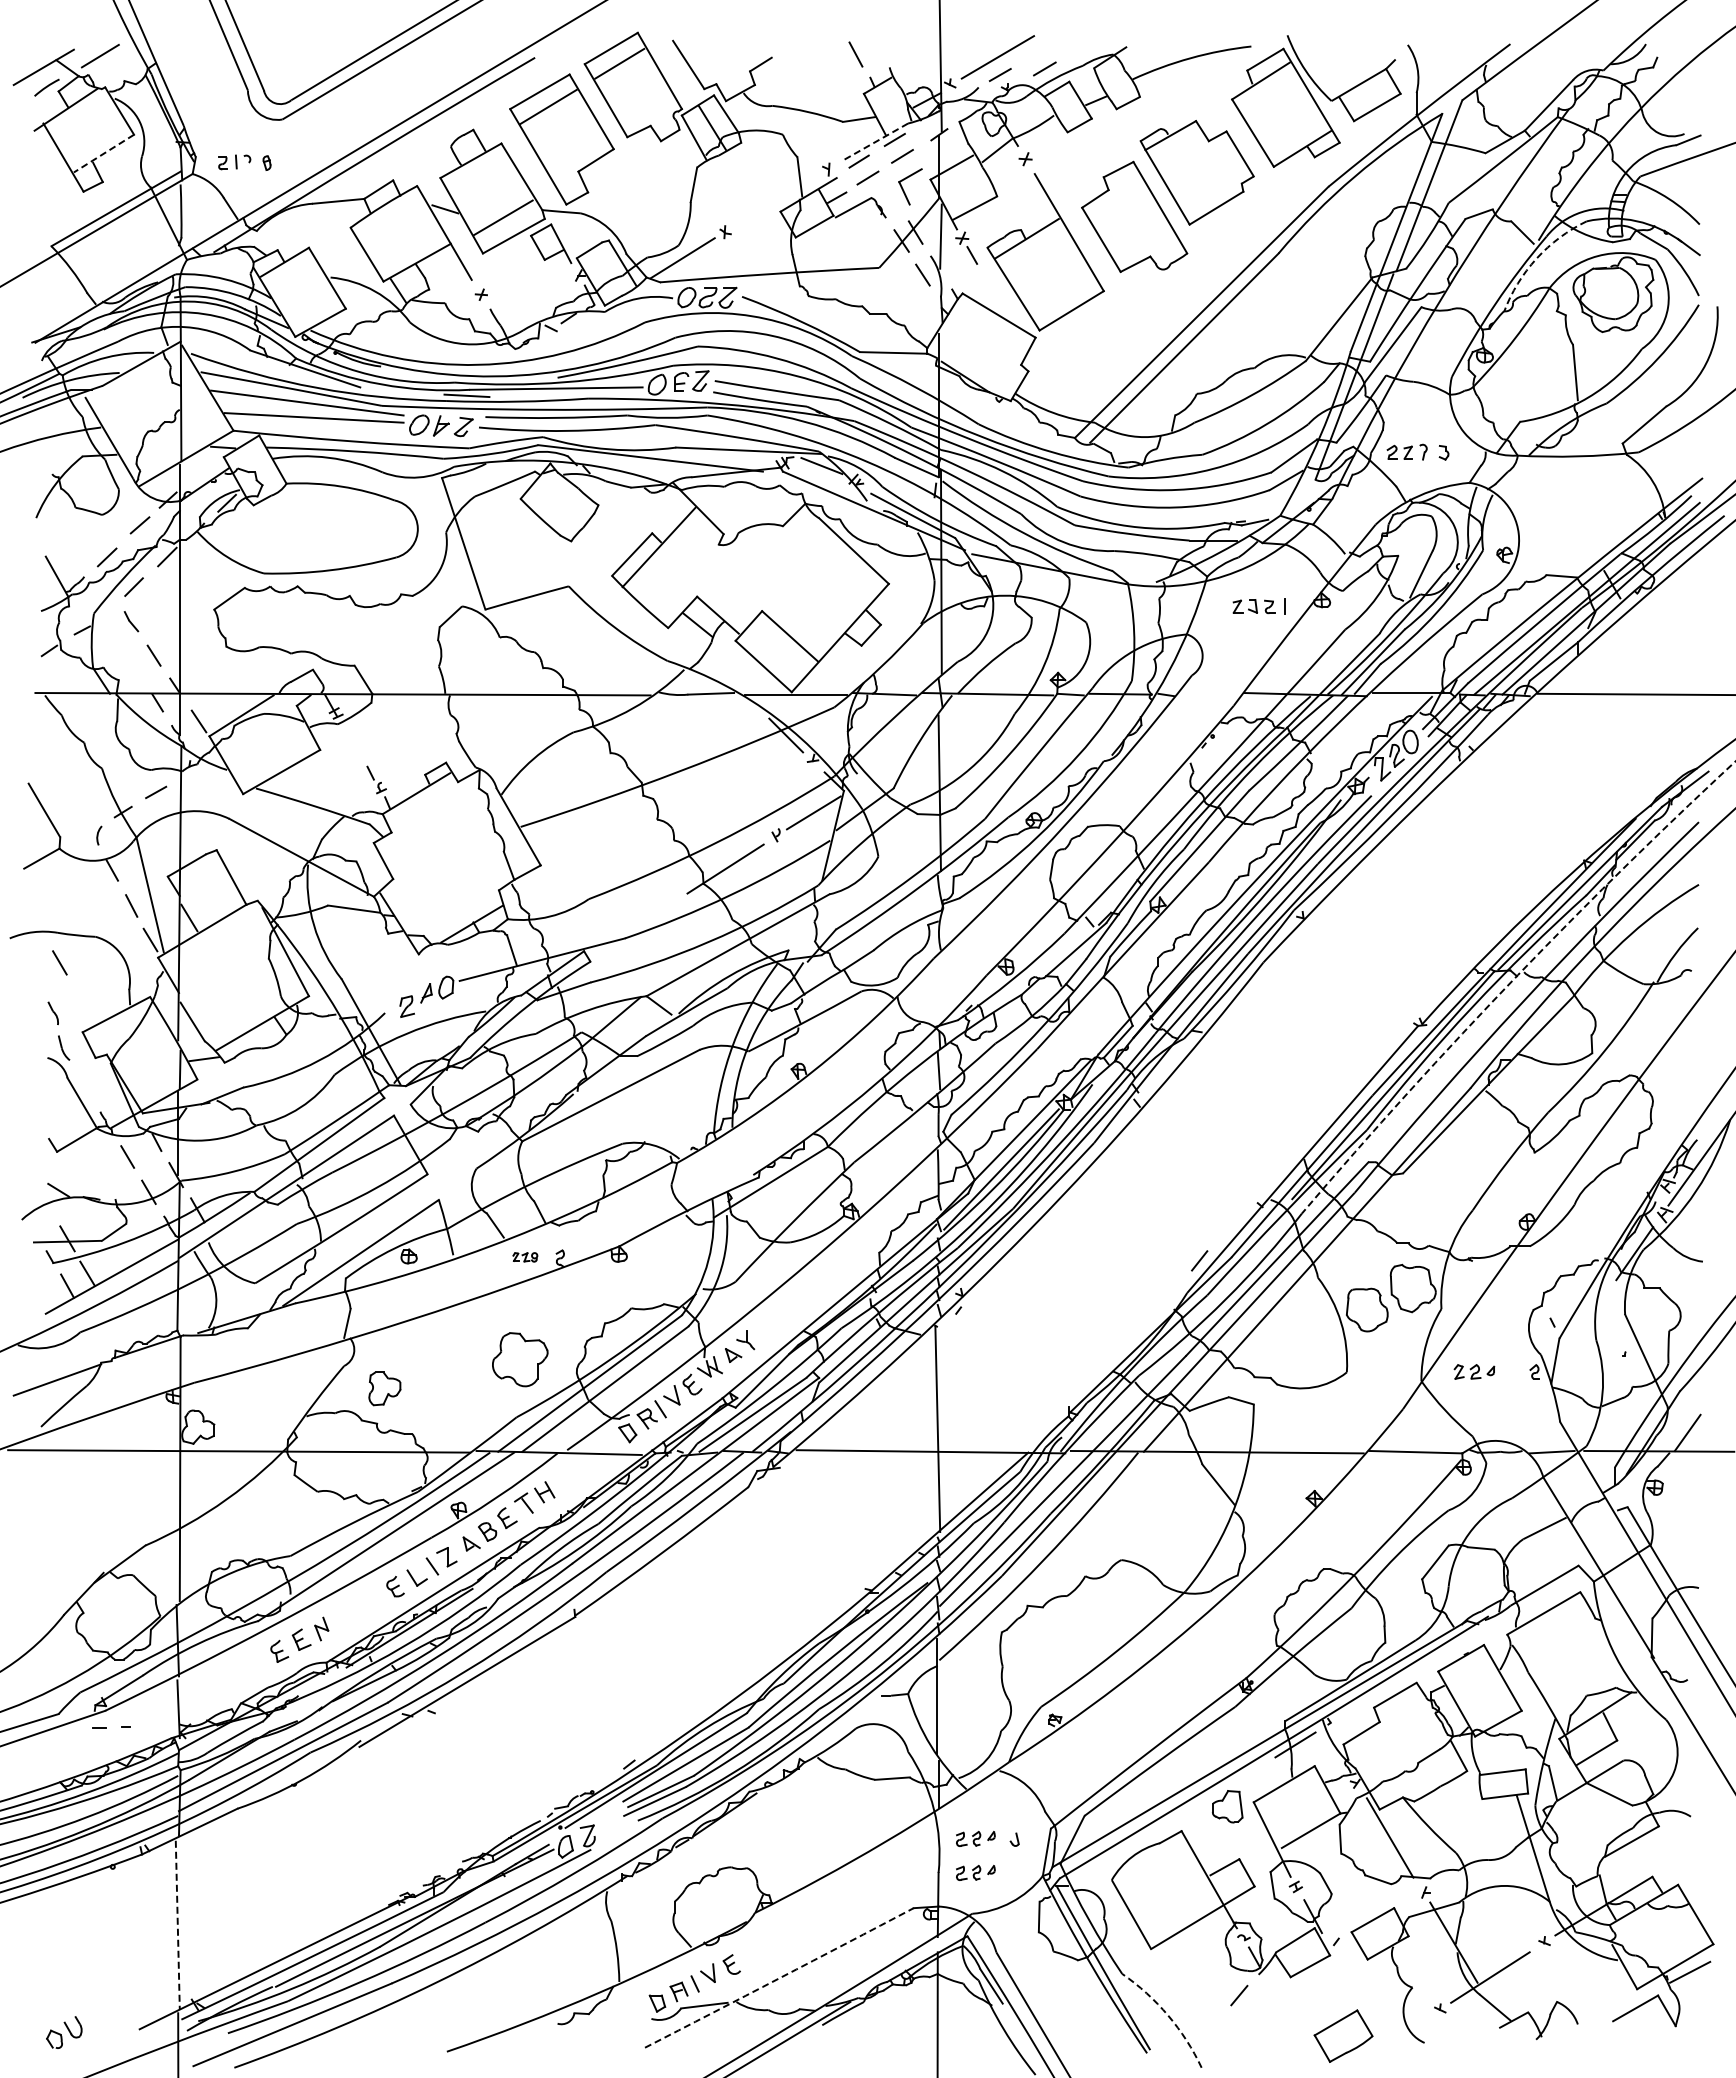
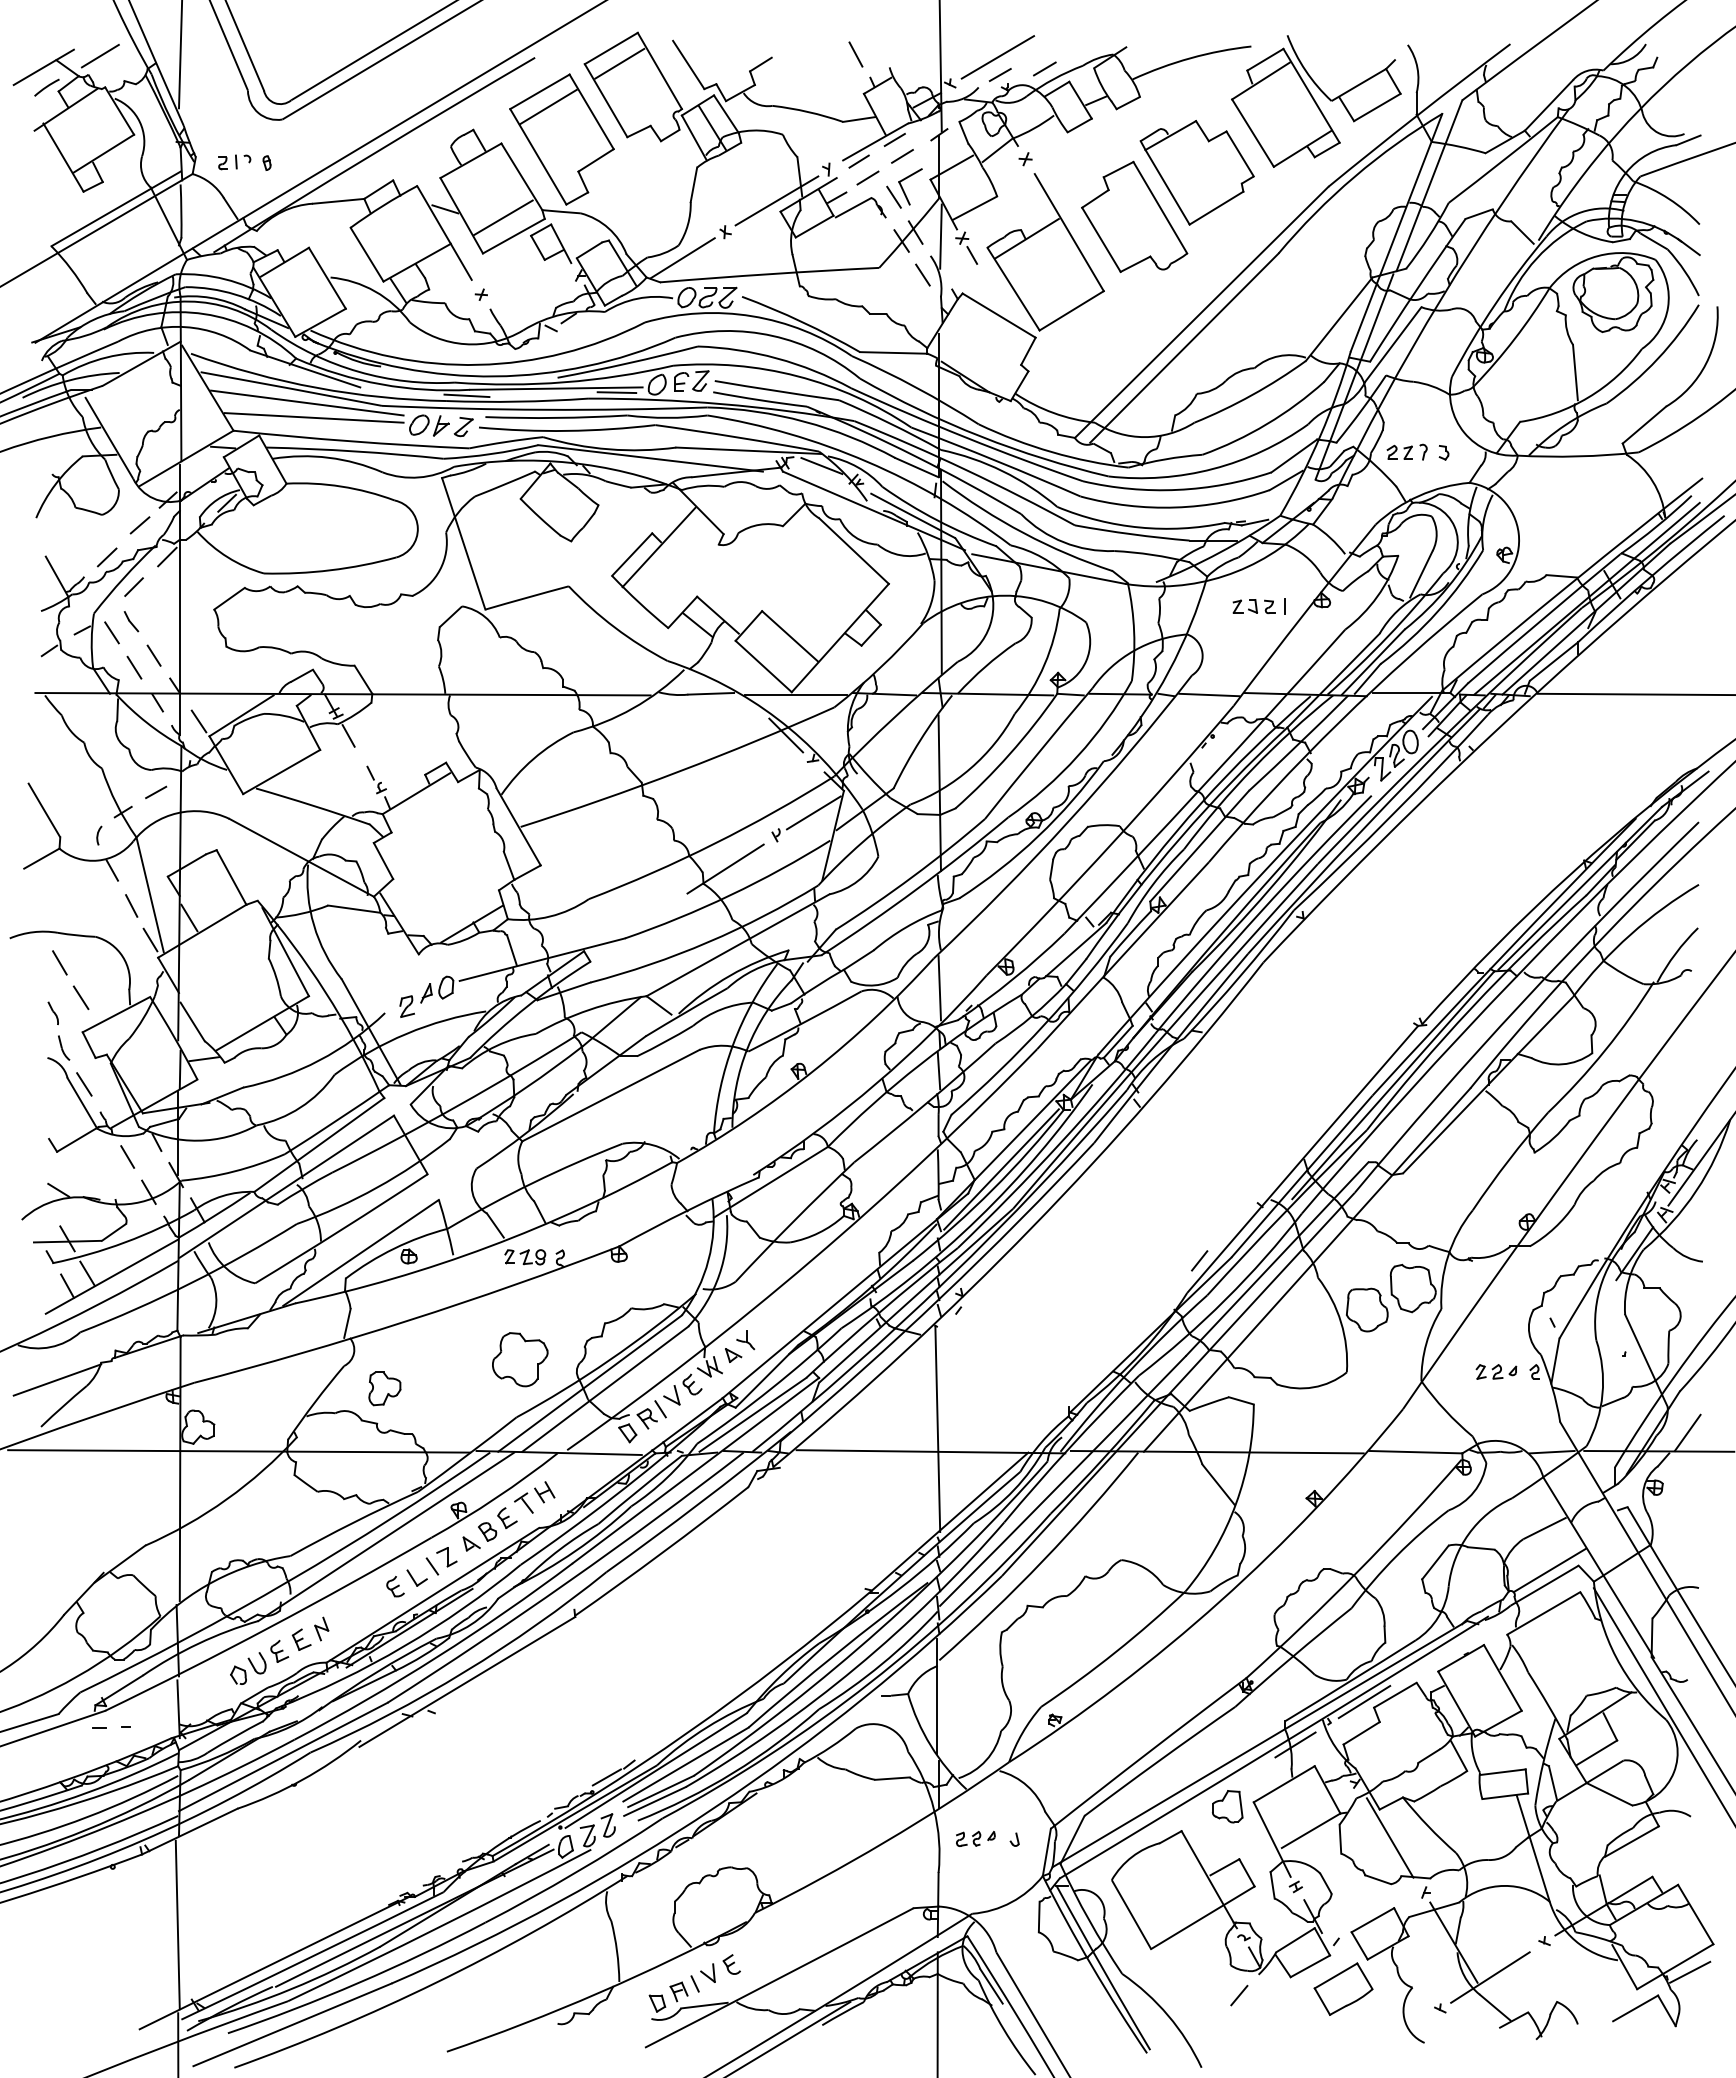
line: none -> present (180, 55)
line: dashed -> solid (875, 142)
line: dashed -> solid (103, 153)
line: none -> present (893, 196)
line: none -> present (776, 200)
arc: dashed -> solid (1536, 258)
line: none -> present (616, 392)
line: none -> present (111, 632)
line: none -> present (134, 667)
line: none -> present (1209, 694)
line: none -> present (348, 735)
arc: dashed -> solid (1512, 980)
line: none -> present (939, 988)
line: none -> present (80, 997)
line: none -> present (84, 1084)
part size: 27x11 px -> 43x17 px (525, 1257)
part position: (1474, 1371) -> (1496, 1371) (1496, 1371)
line: none -> present (1549, 1570)
line: none -> present (1364, 1702)
line: none -> present (1662, 1705)
line: none -> present (606, 1777)
part: none -> present (607, 1825)
part: present -> none (975, 1872)
line: dashed -> solid (177, 1925)
arc: dashed -> solid (779, 1978)
arc: dashed -> solid (1168, 2015)
part position: (64, 2032) -> (248, 1668) (248, 1668)
part position: (1343, 2035) -> (1343, 1988) (1343, 1988)
